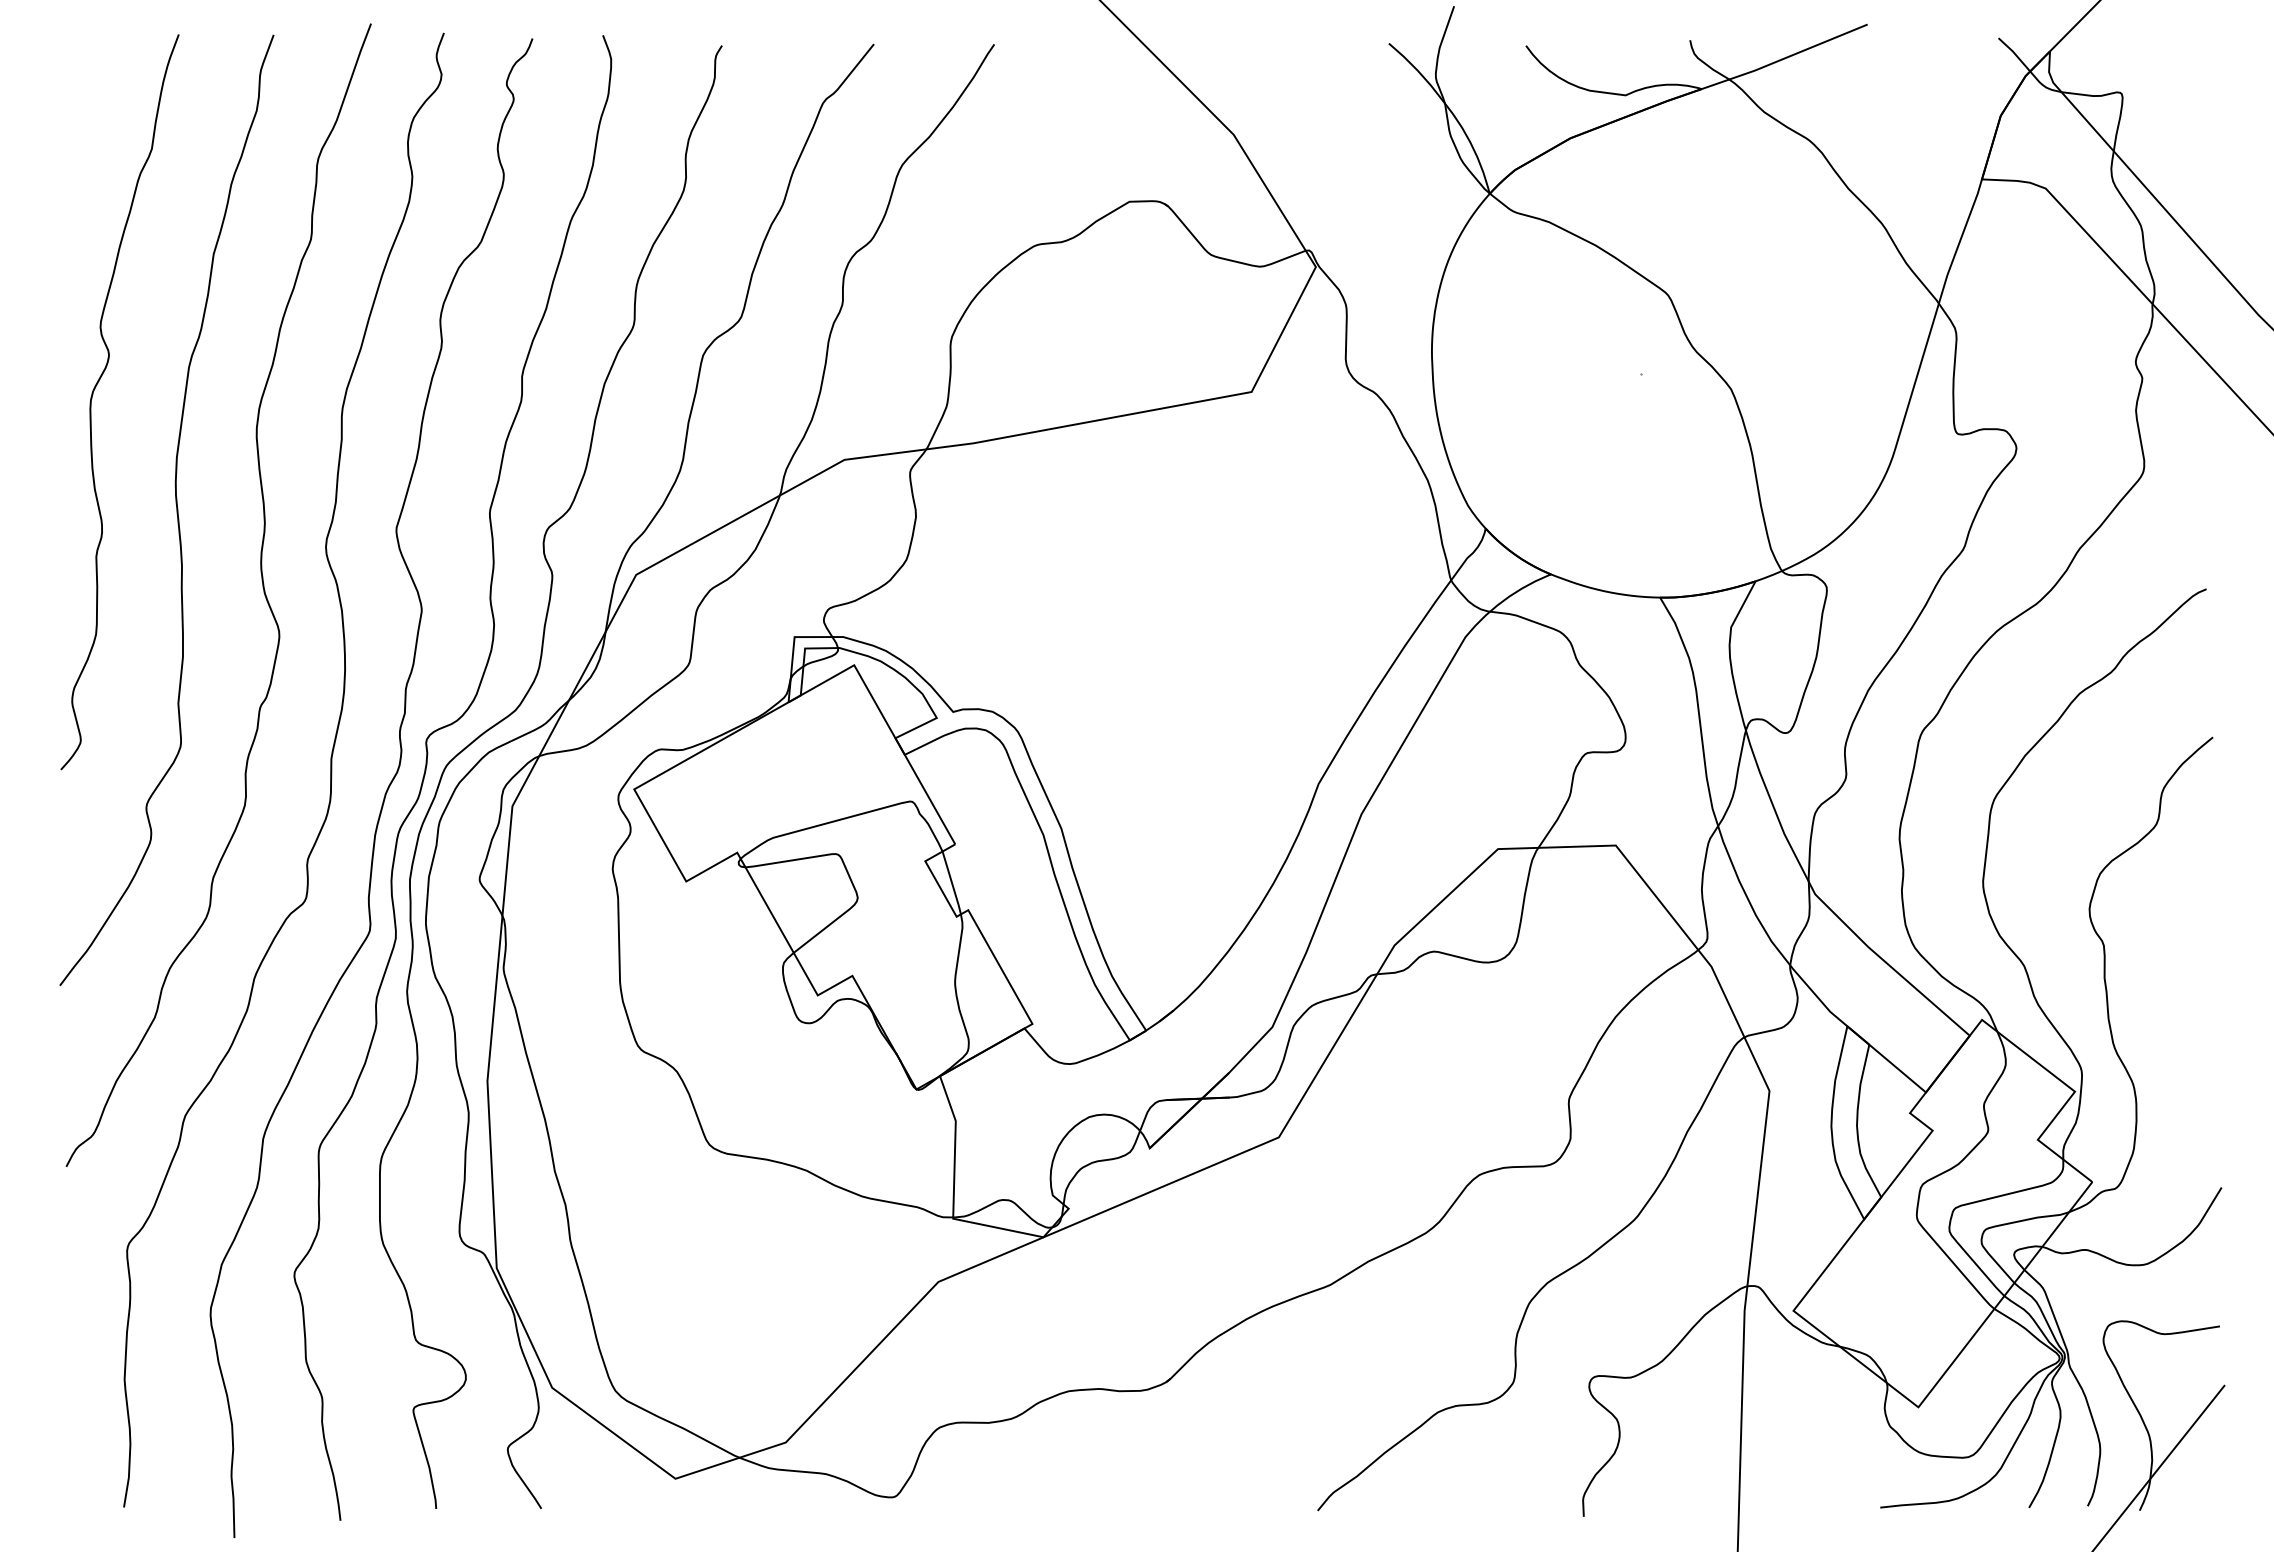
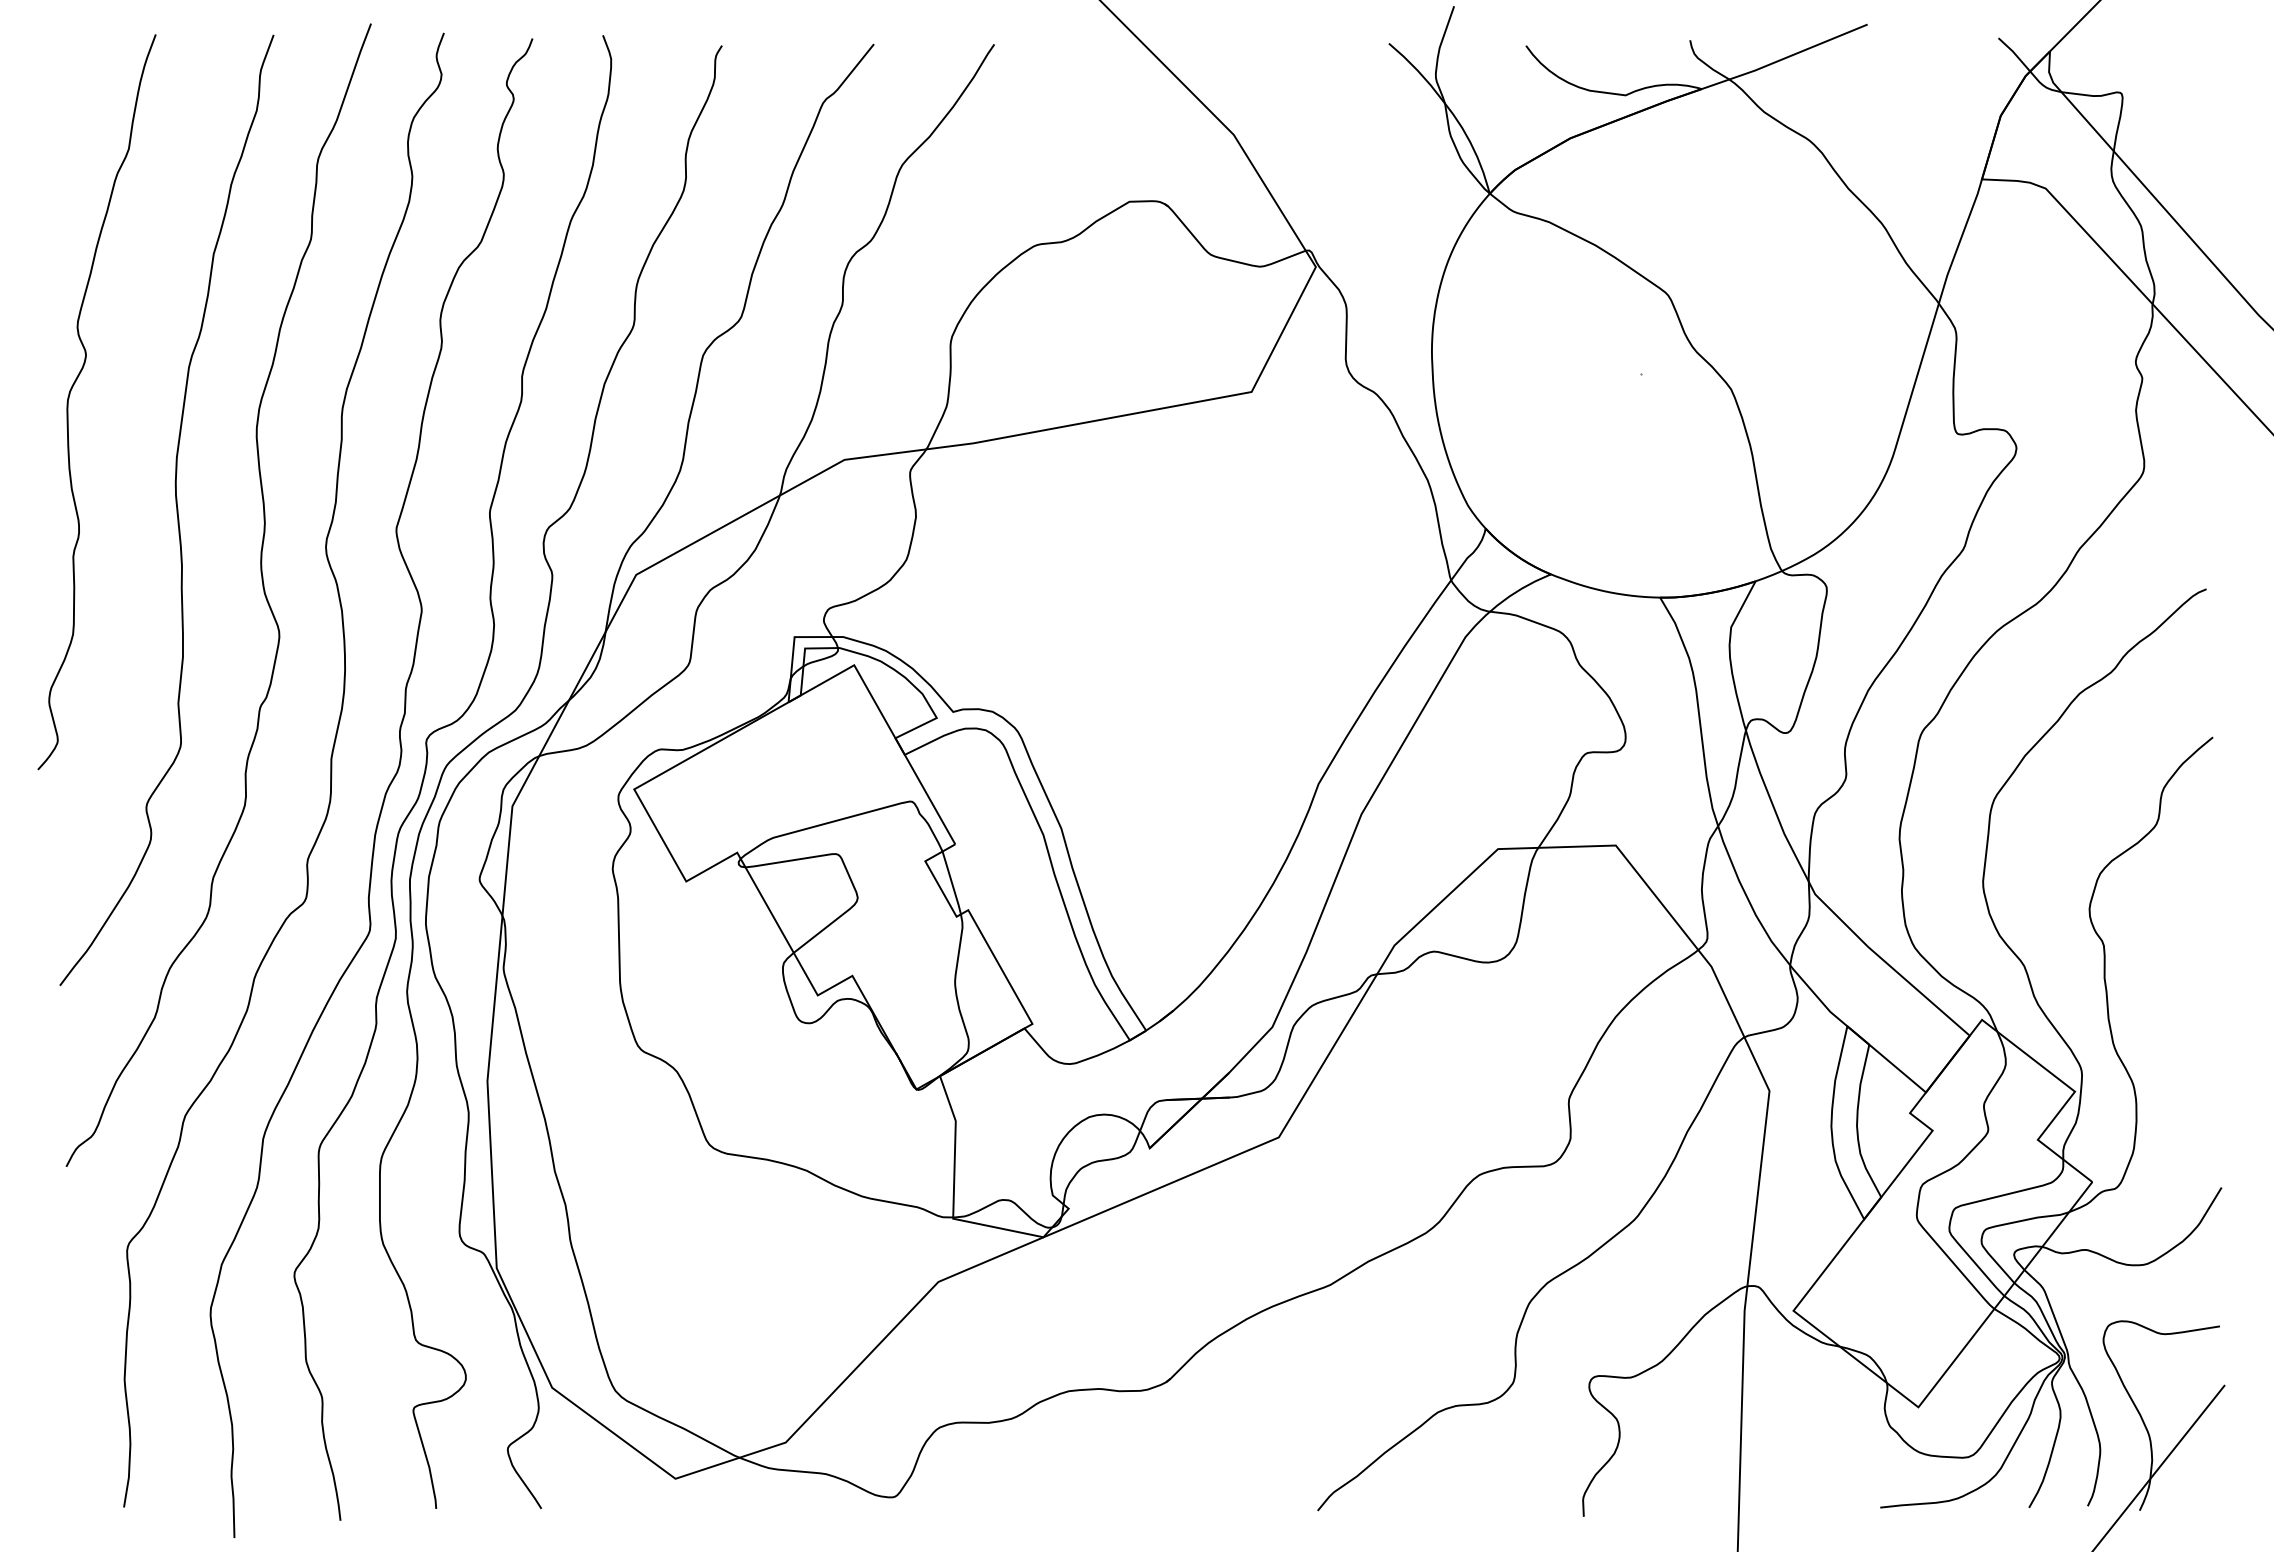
curve position: (93, 394) -> (70, 394) (70, 394)
